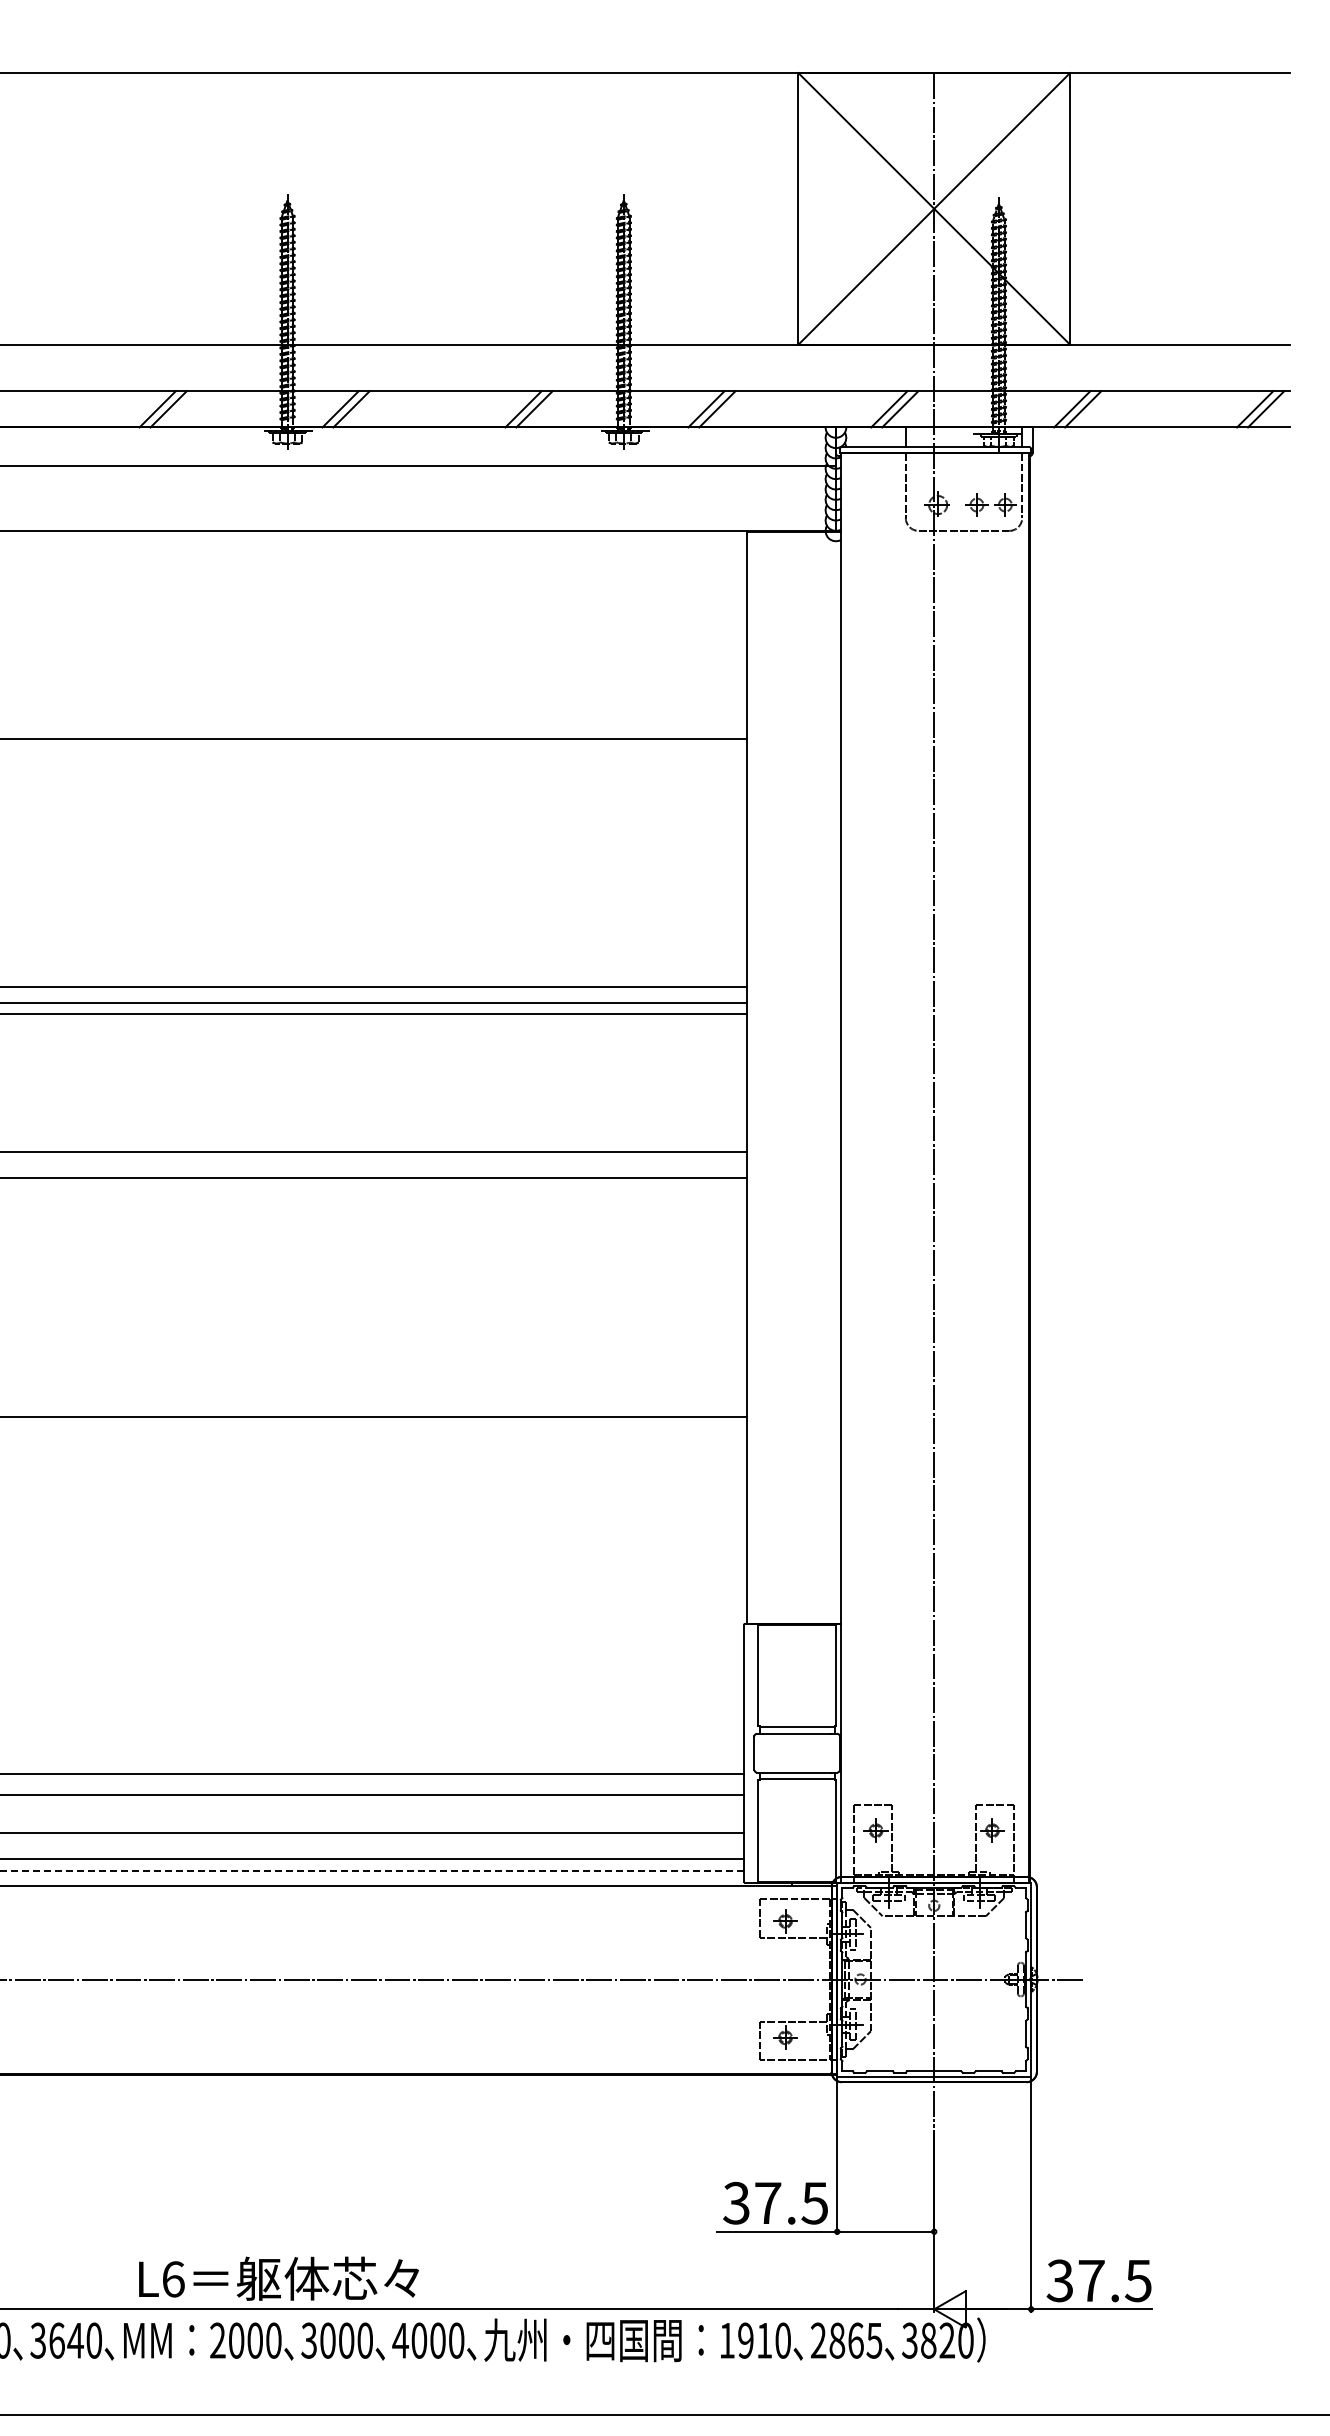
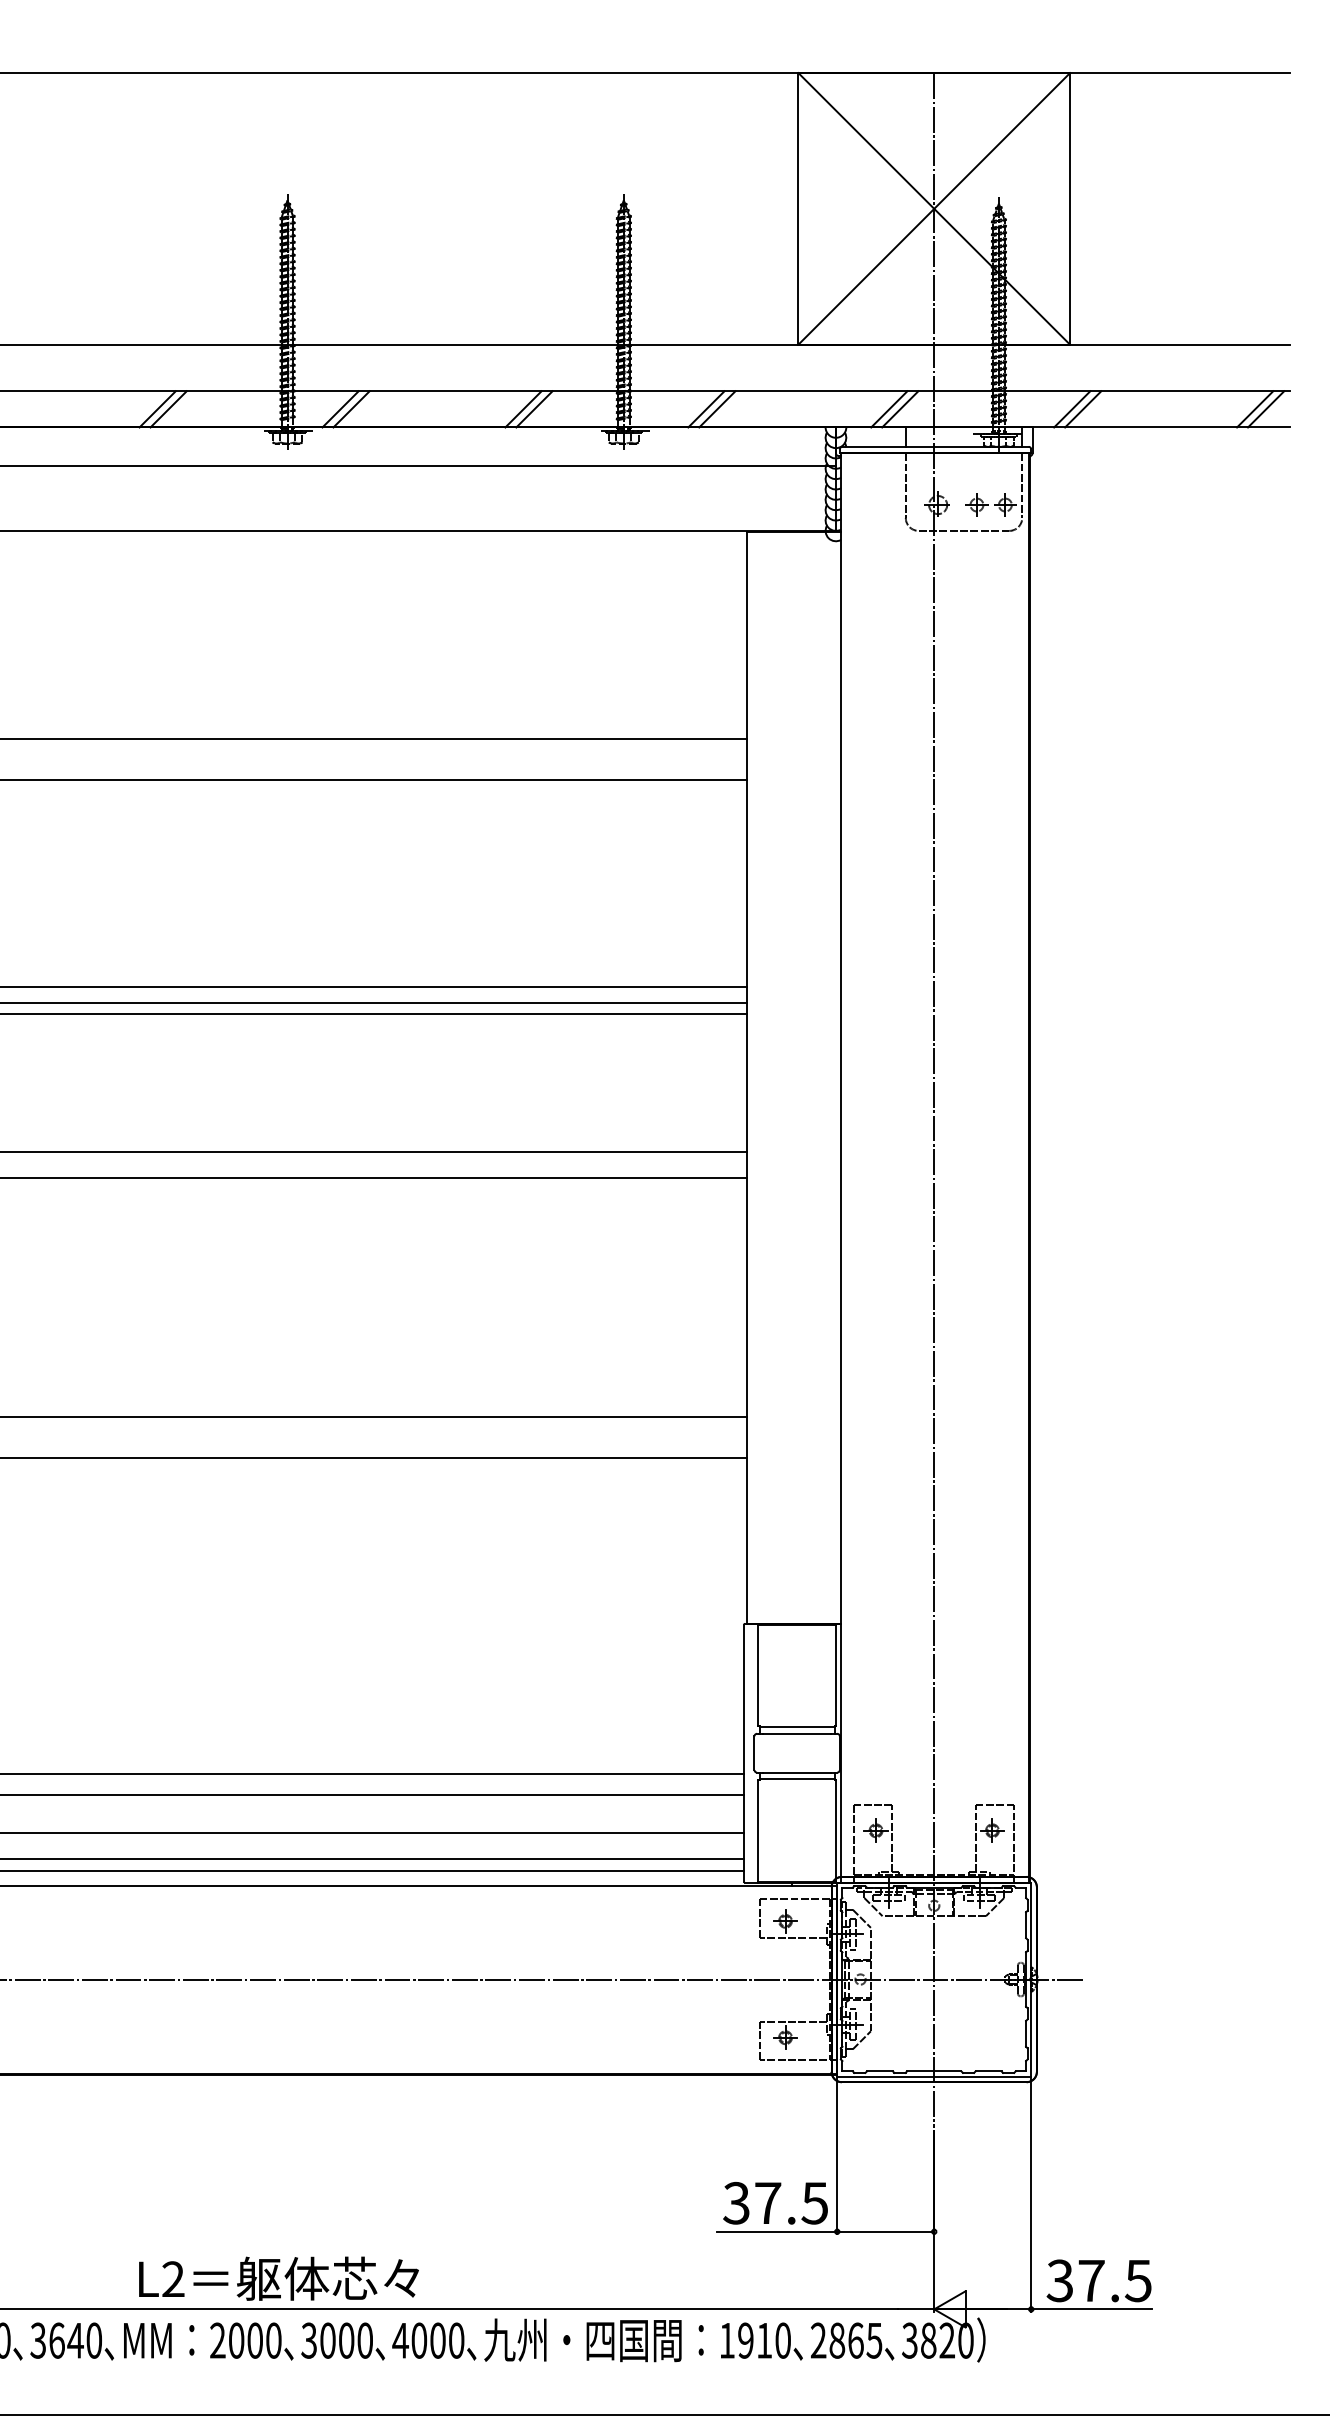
line: none -> present (374, 780)
line: none -> present (374, 1458)
line: dashed -> solid (372, 1870)
text: L6 -> L2 (173, 2279)
